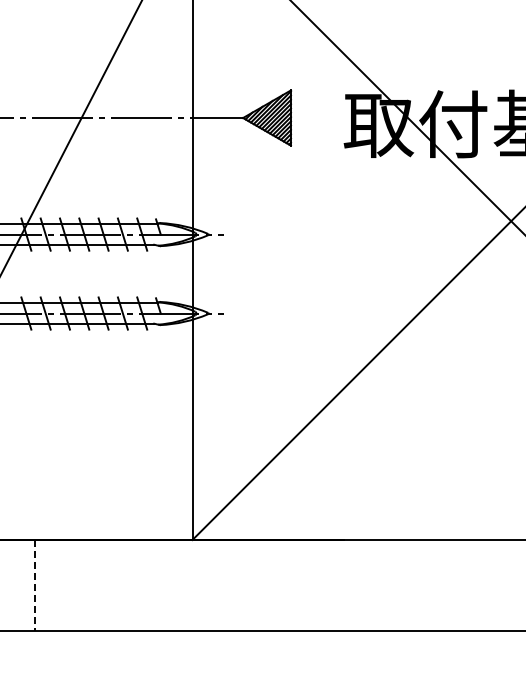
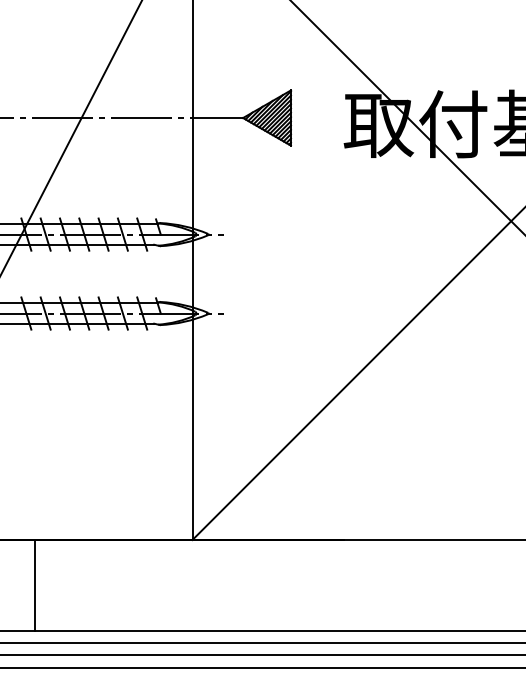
line: dashed -> solid (34, 585)
line: none -> present (262, 643)
line: none -> present (262, 655)
line: none -> present (262, 667)
